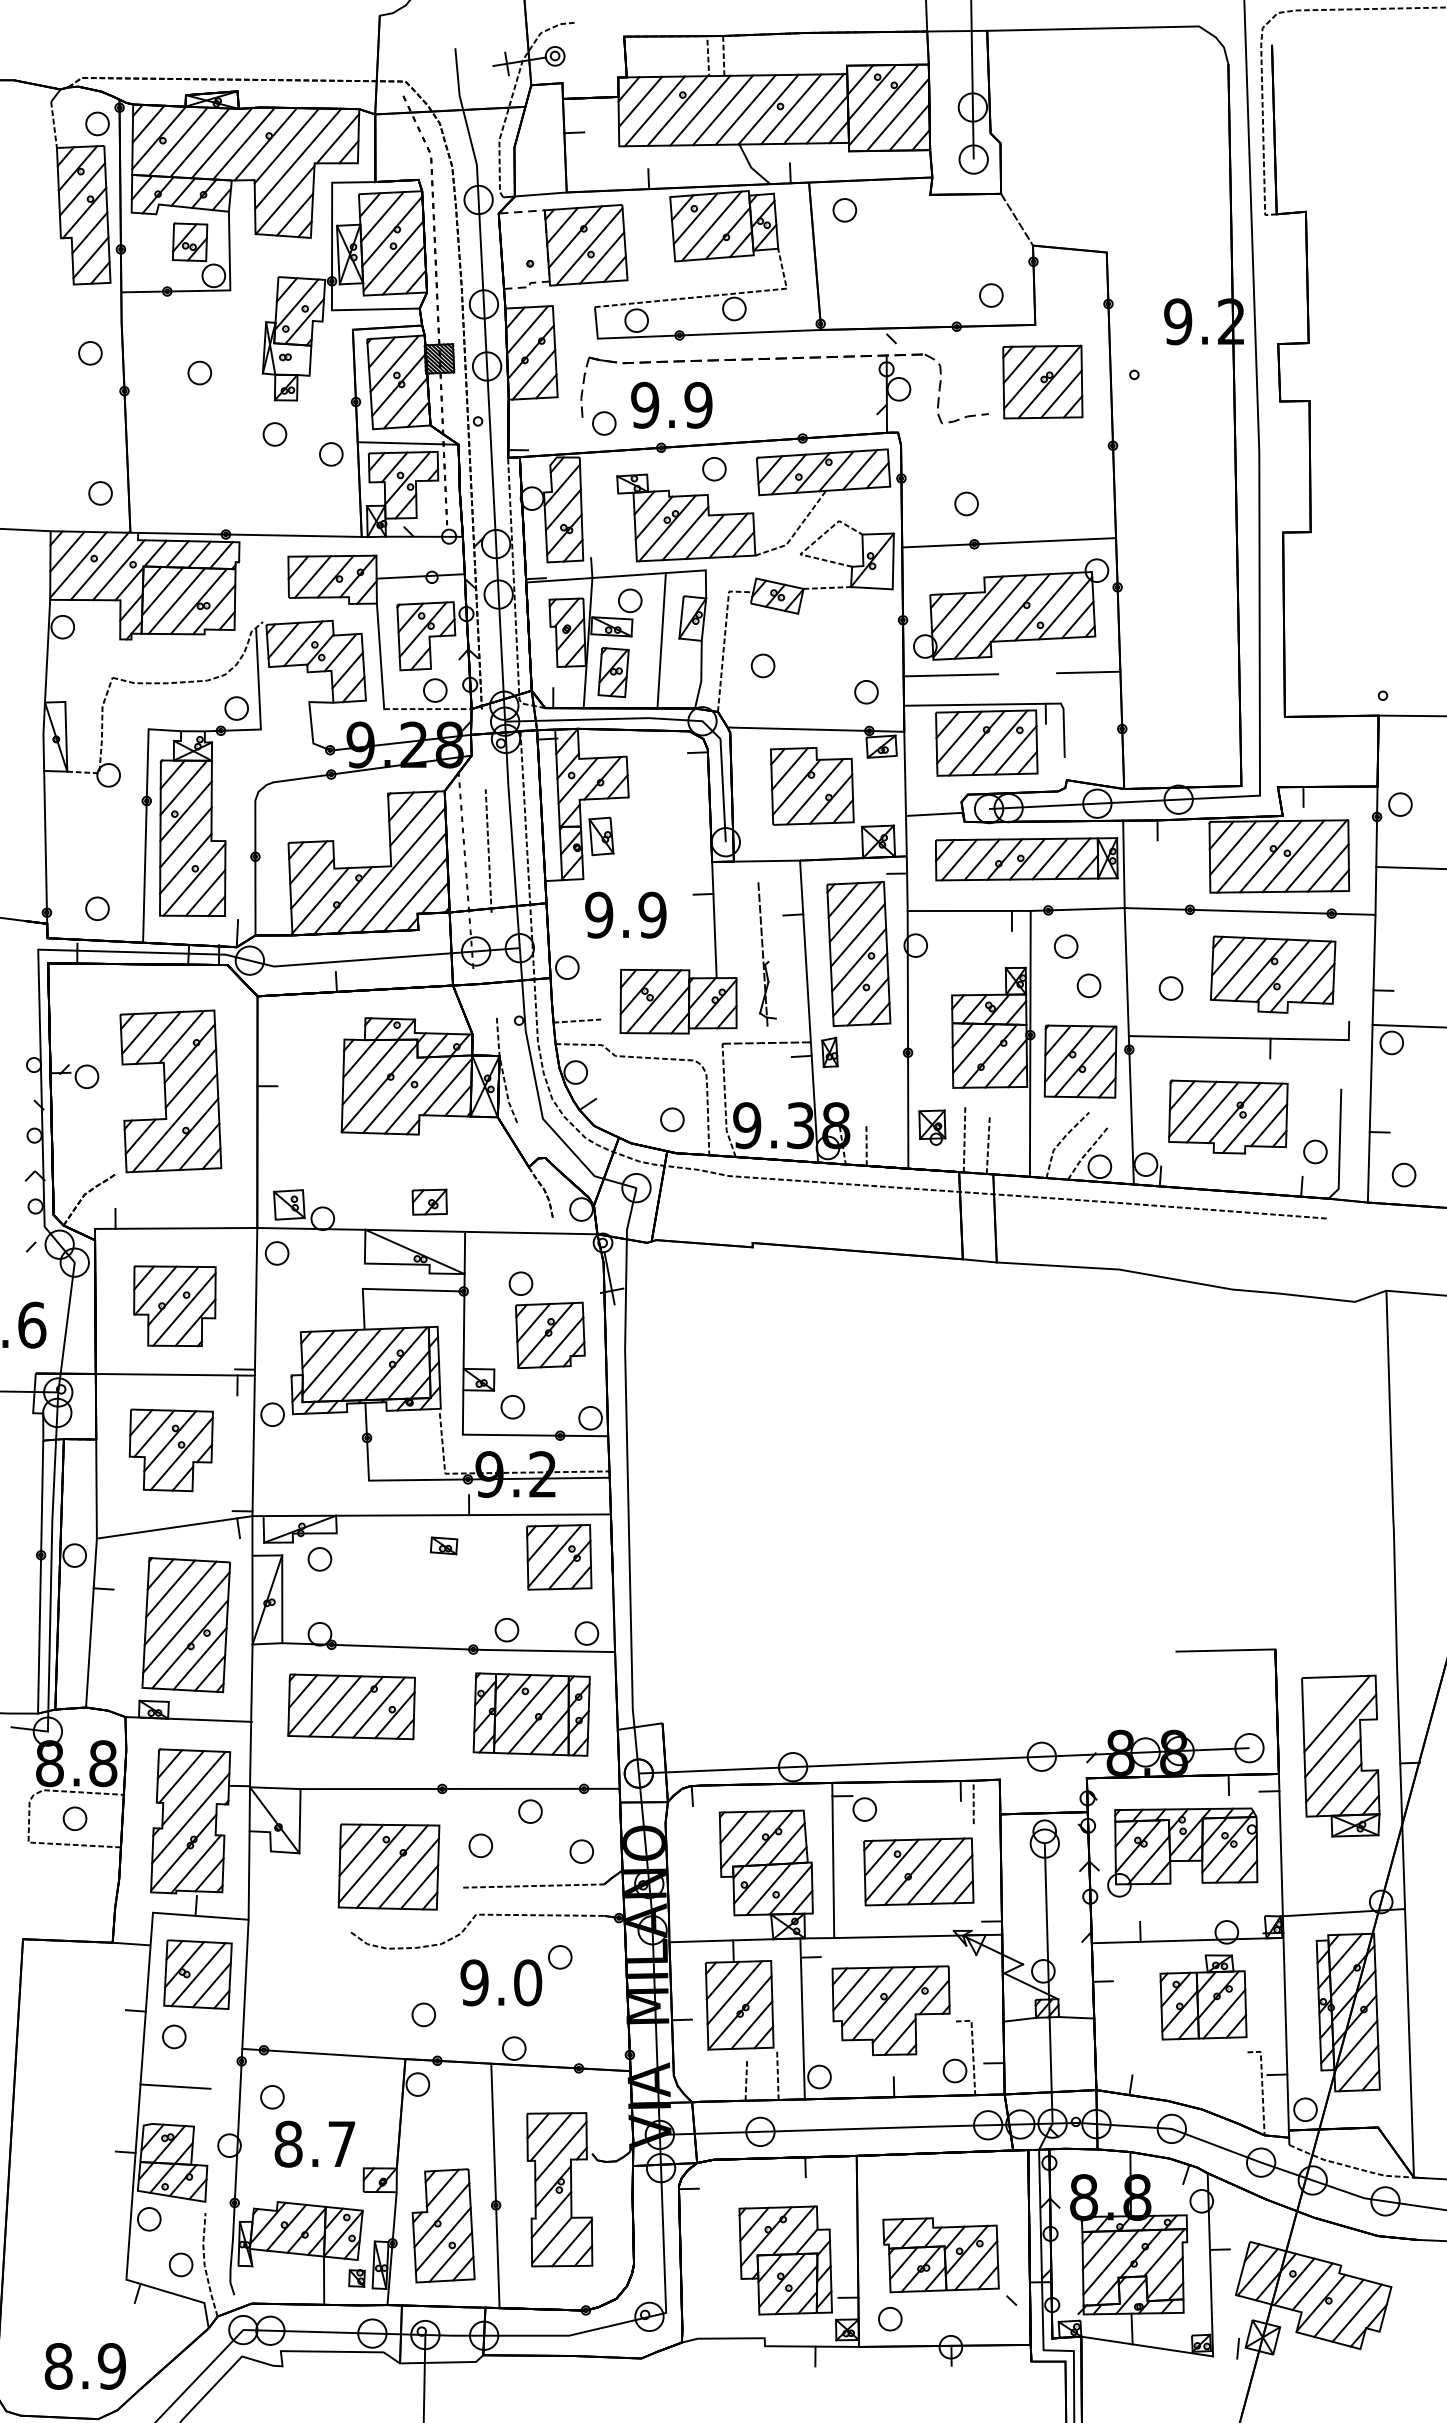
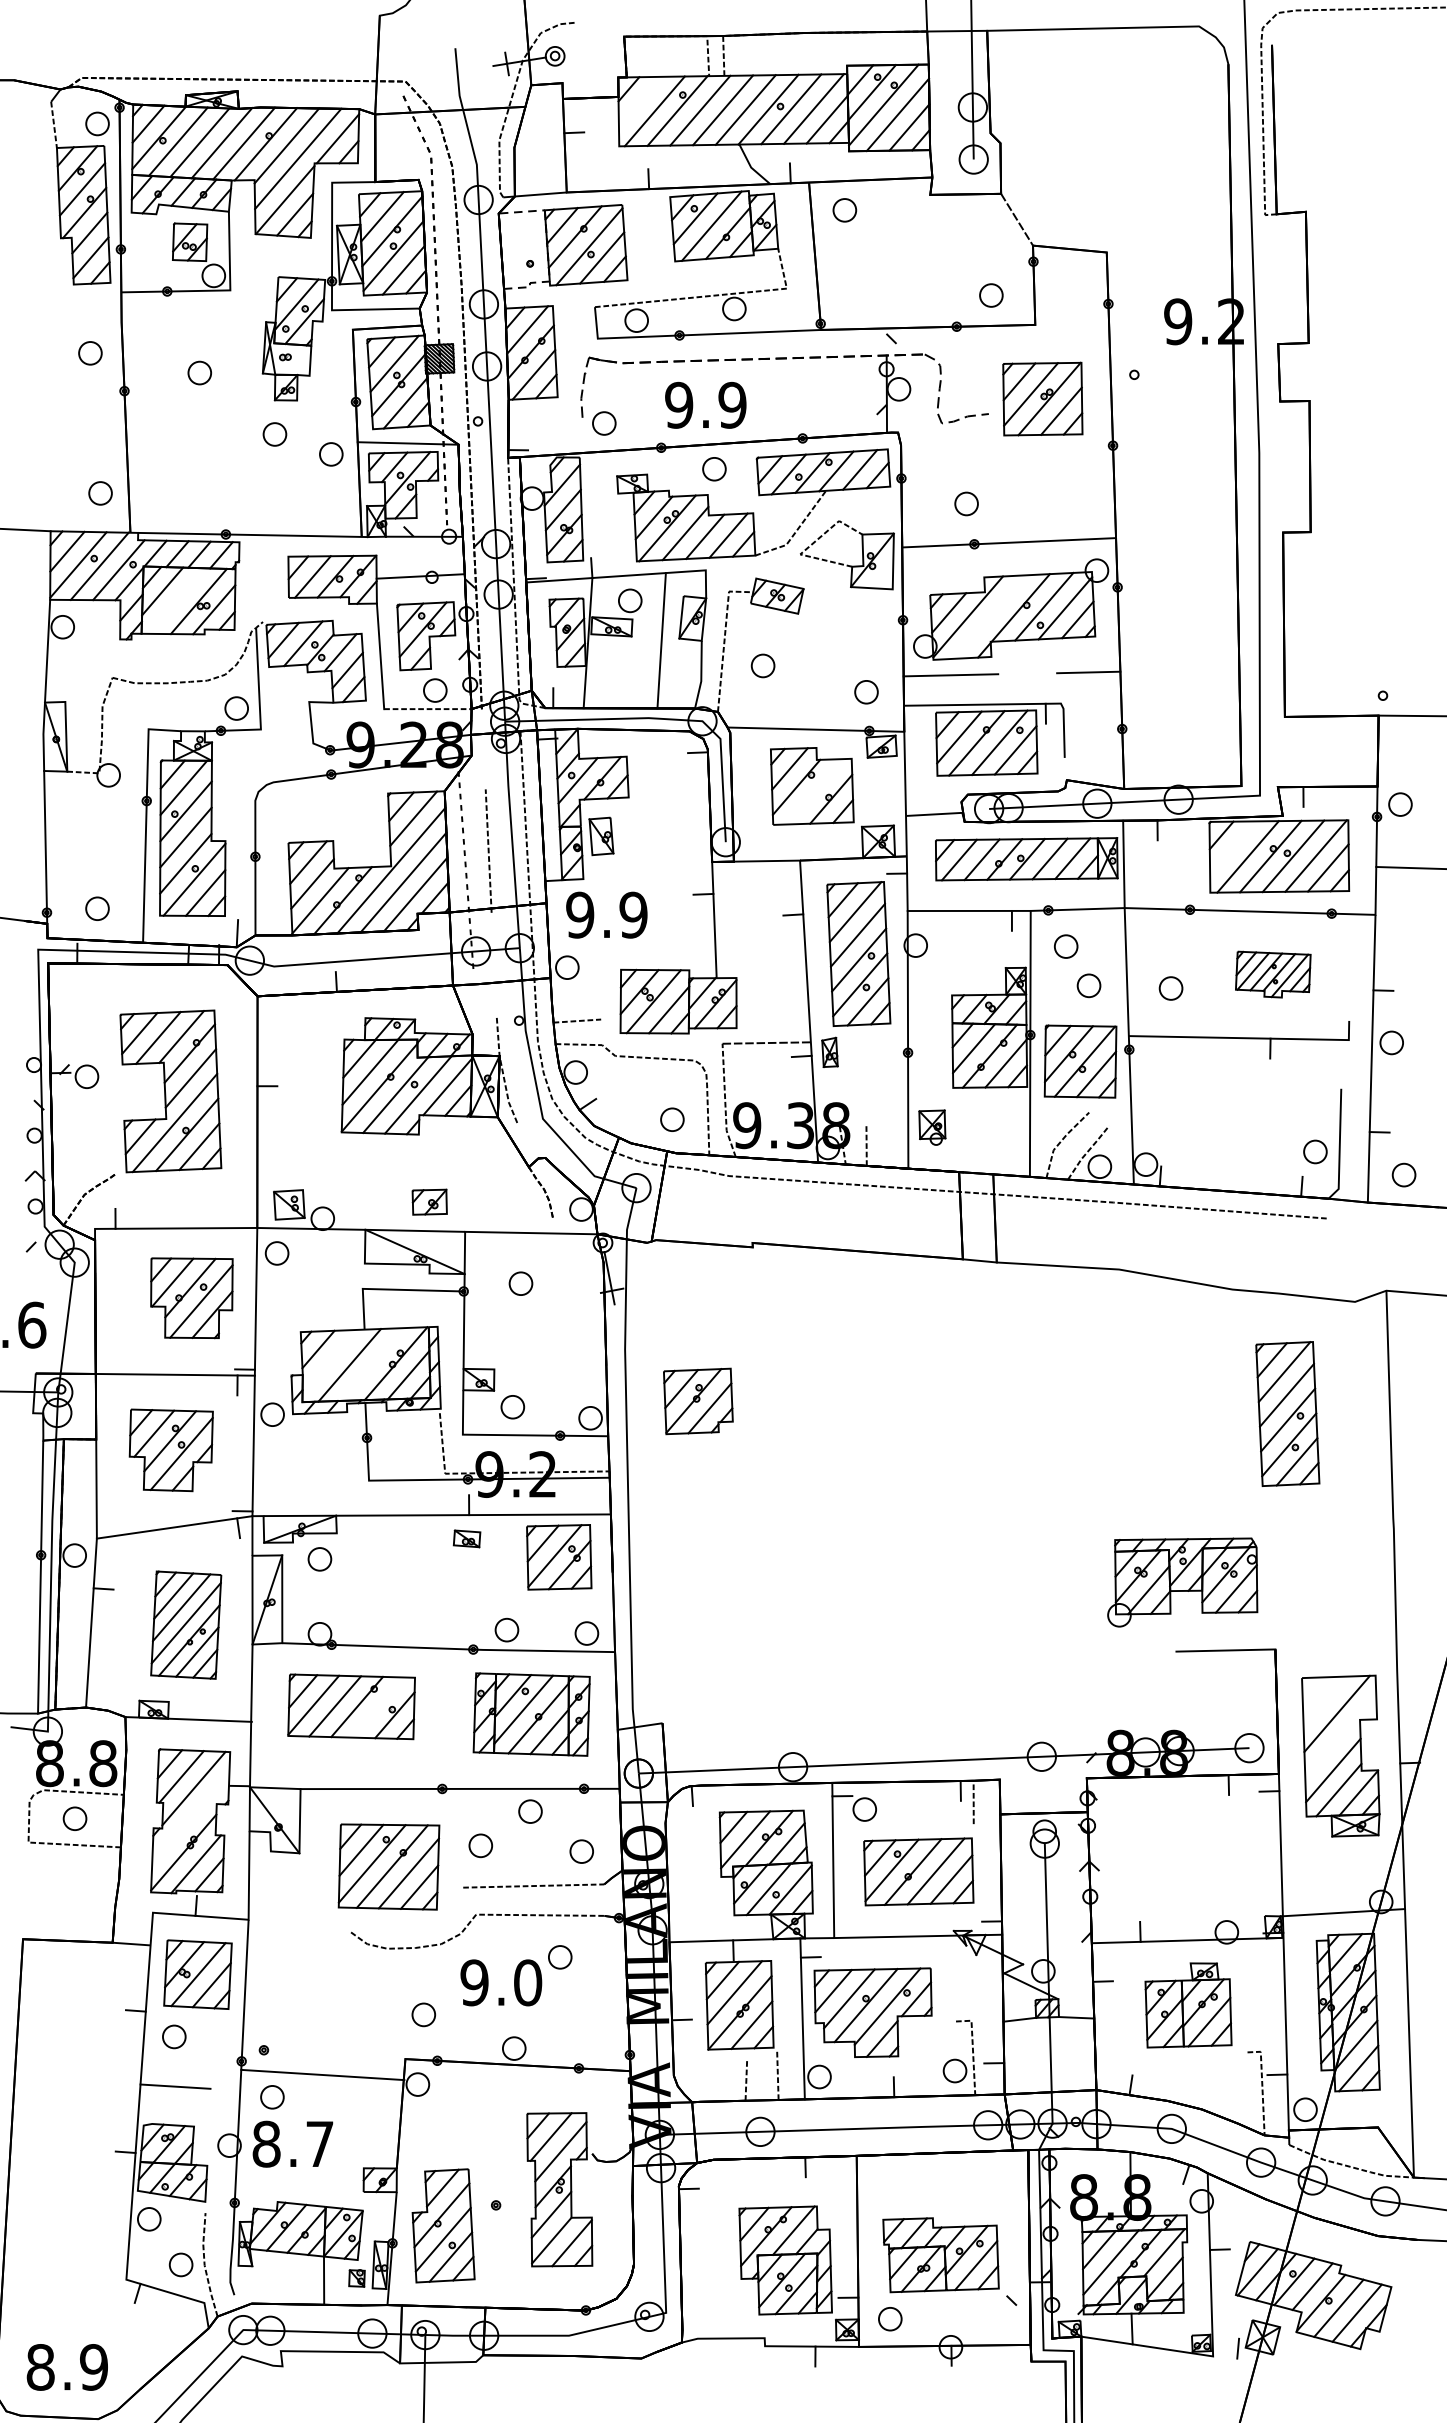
line: present -> none (640, 101)
part position: (1042, 381) -> (1042, 398) (1042, 398)
text position: (671, 405) -> (705, 405) (705, 405)
line: present -> none (827, 587)
line: present -> none (176, 600)
line: present -> none (990, 616)
part: present -> none (613, 672)
line: present -> none (815, 791)
line: present -> none (1233, 847)
text position: (625, 914) -> (606, 914) (606, 914)
part: present -> none (766, 954)
part size: 127x79 px -> 77x49 px (1273, 974)
line: present -> none (1407, 1025)
part: present -> none (1228, 1116)
line: present -> none (964, 1139)
line: present -> none (987, 1144)
part position: (174, 1306) -> (191, 1298) (191, 1298)
part position: (550, 1335) -> (698, 1401) (698, 1401)
line: present -> none (329, 1361)
line: present -> none (372, 1364)
part: none -> present (1287, 1413)
part position: (443, 1545) -> (466, 1538) (466, 1538)
part size: 90x137 px -> 73x110 px (186, 1624)
line: present -> none (378, 1707)
line: present -> none (1340, 1735)
line: present -> none (190, 1818)
part position: (1182, 1852) -> (1182, 1582) (1182, 1582)
part position: (1203, 1997) -> (1188, 2005) (1188, 2005)
part position: (890, 2010) -> (872, 2012) (872, 2012)
line position: (323, 2053) -> (322, 2074) (322, 2074)
text position: (314, 2143) -> (292, 2143) (292, 2143)
line: present -> none (495, 2185)
text position: (84, 2366) -> (66, 2367) (66, 2367)
